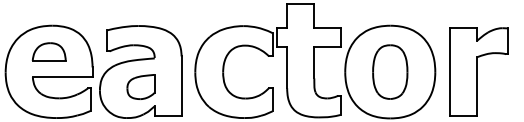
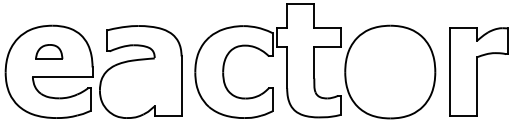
part size: 36x20 px -> 29x16 px (49, 51)
part: present -> none (390, 71)
part: present -> none (140, 86)
